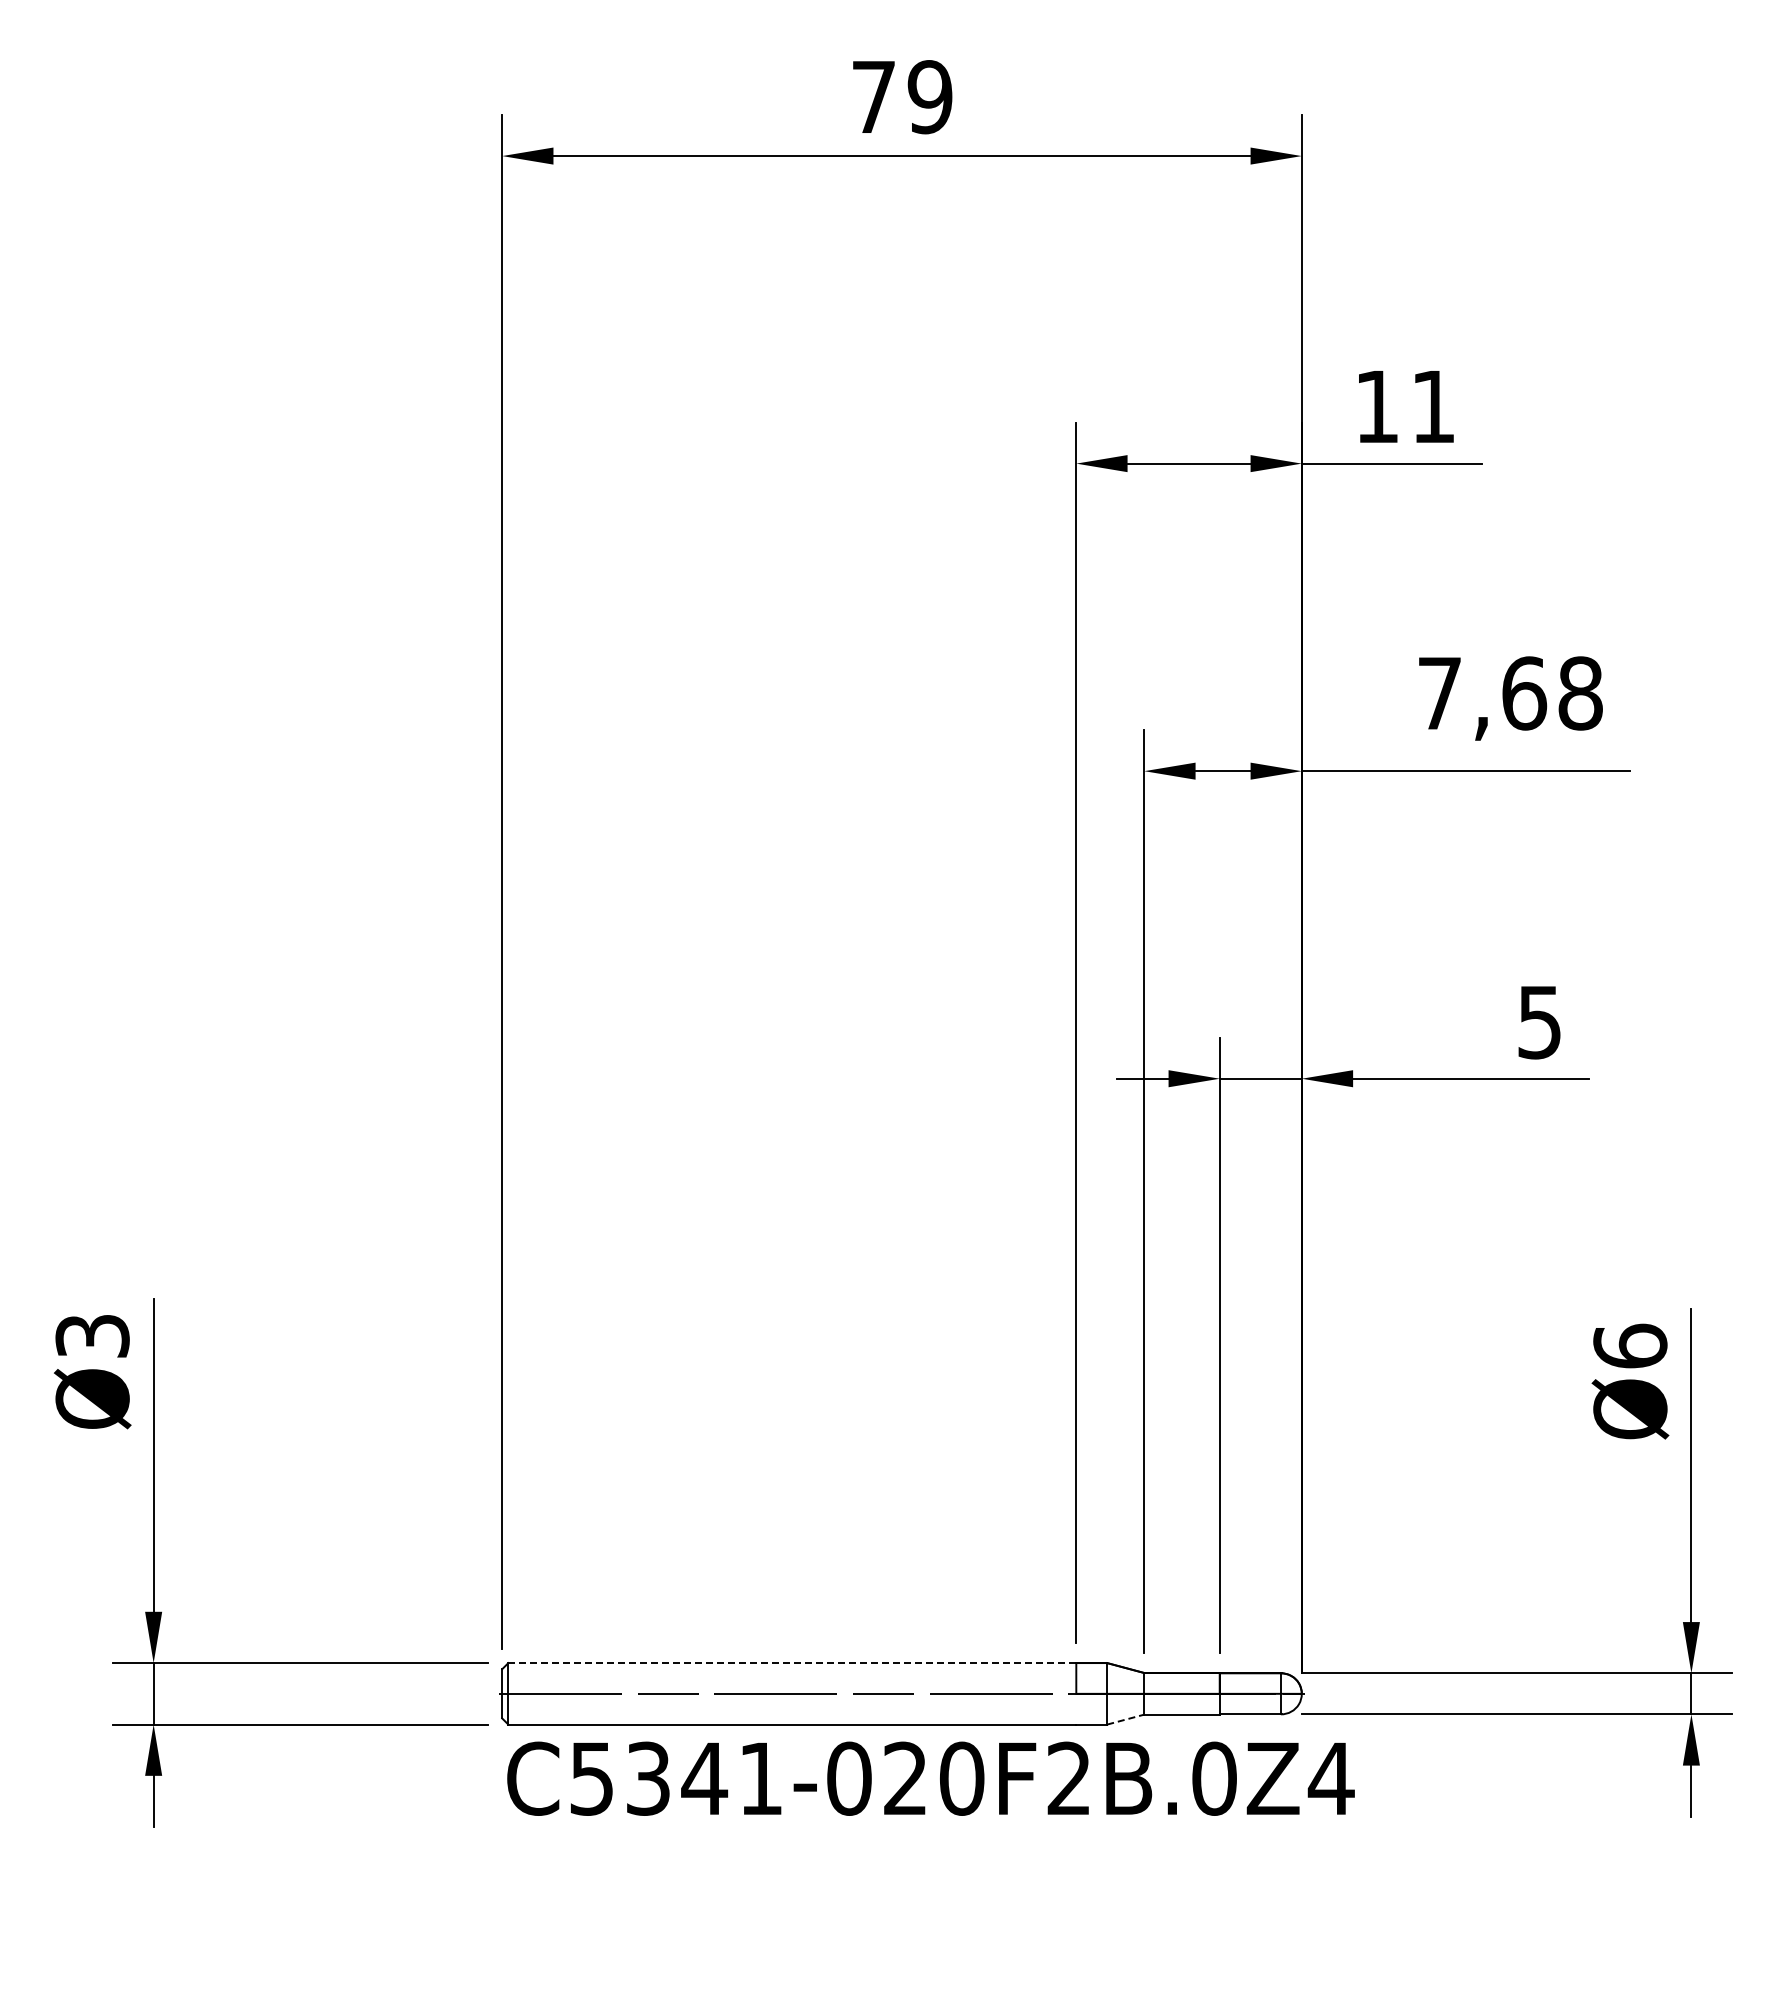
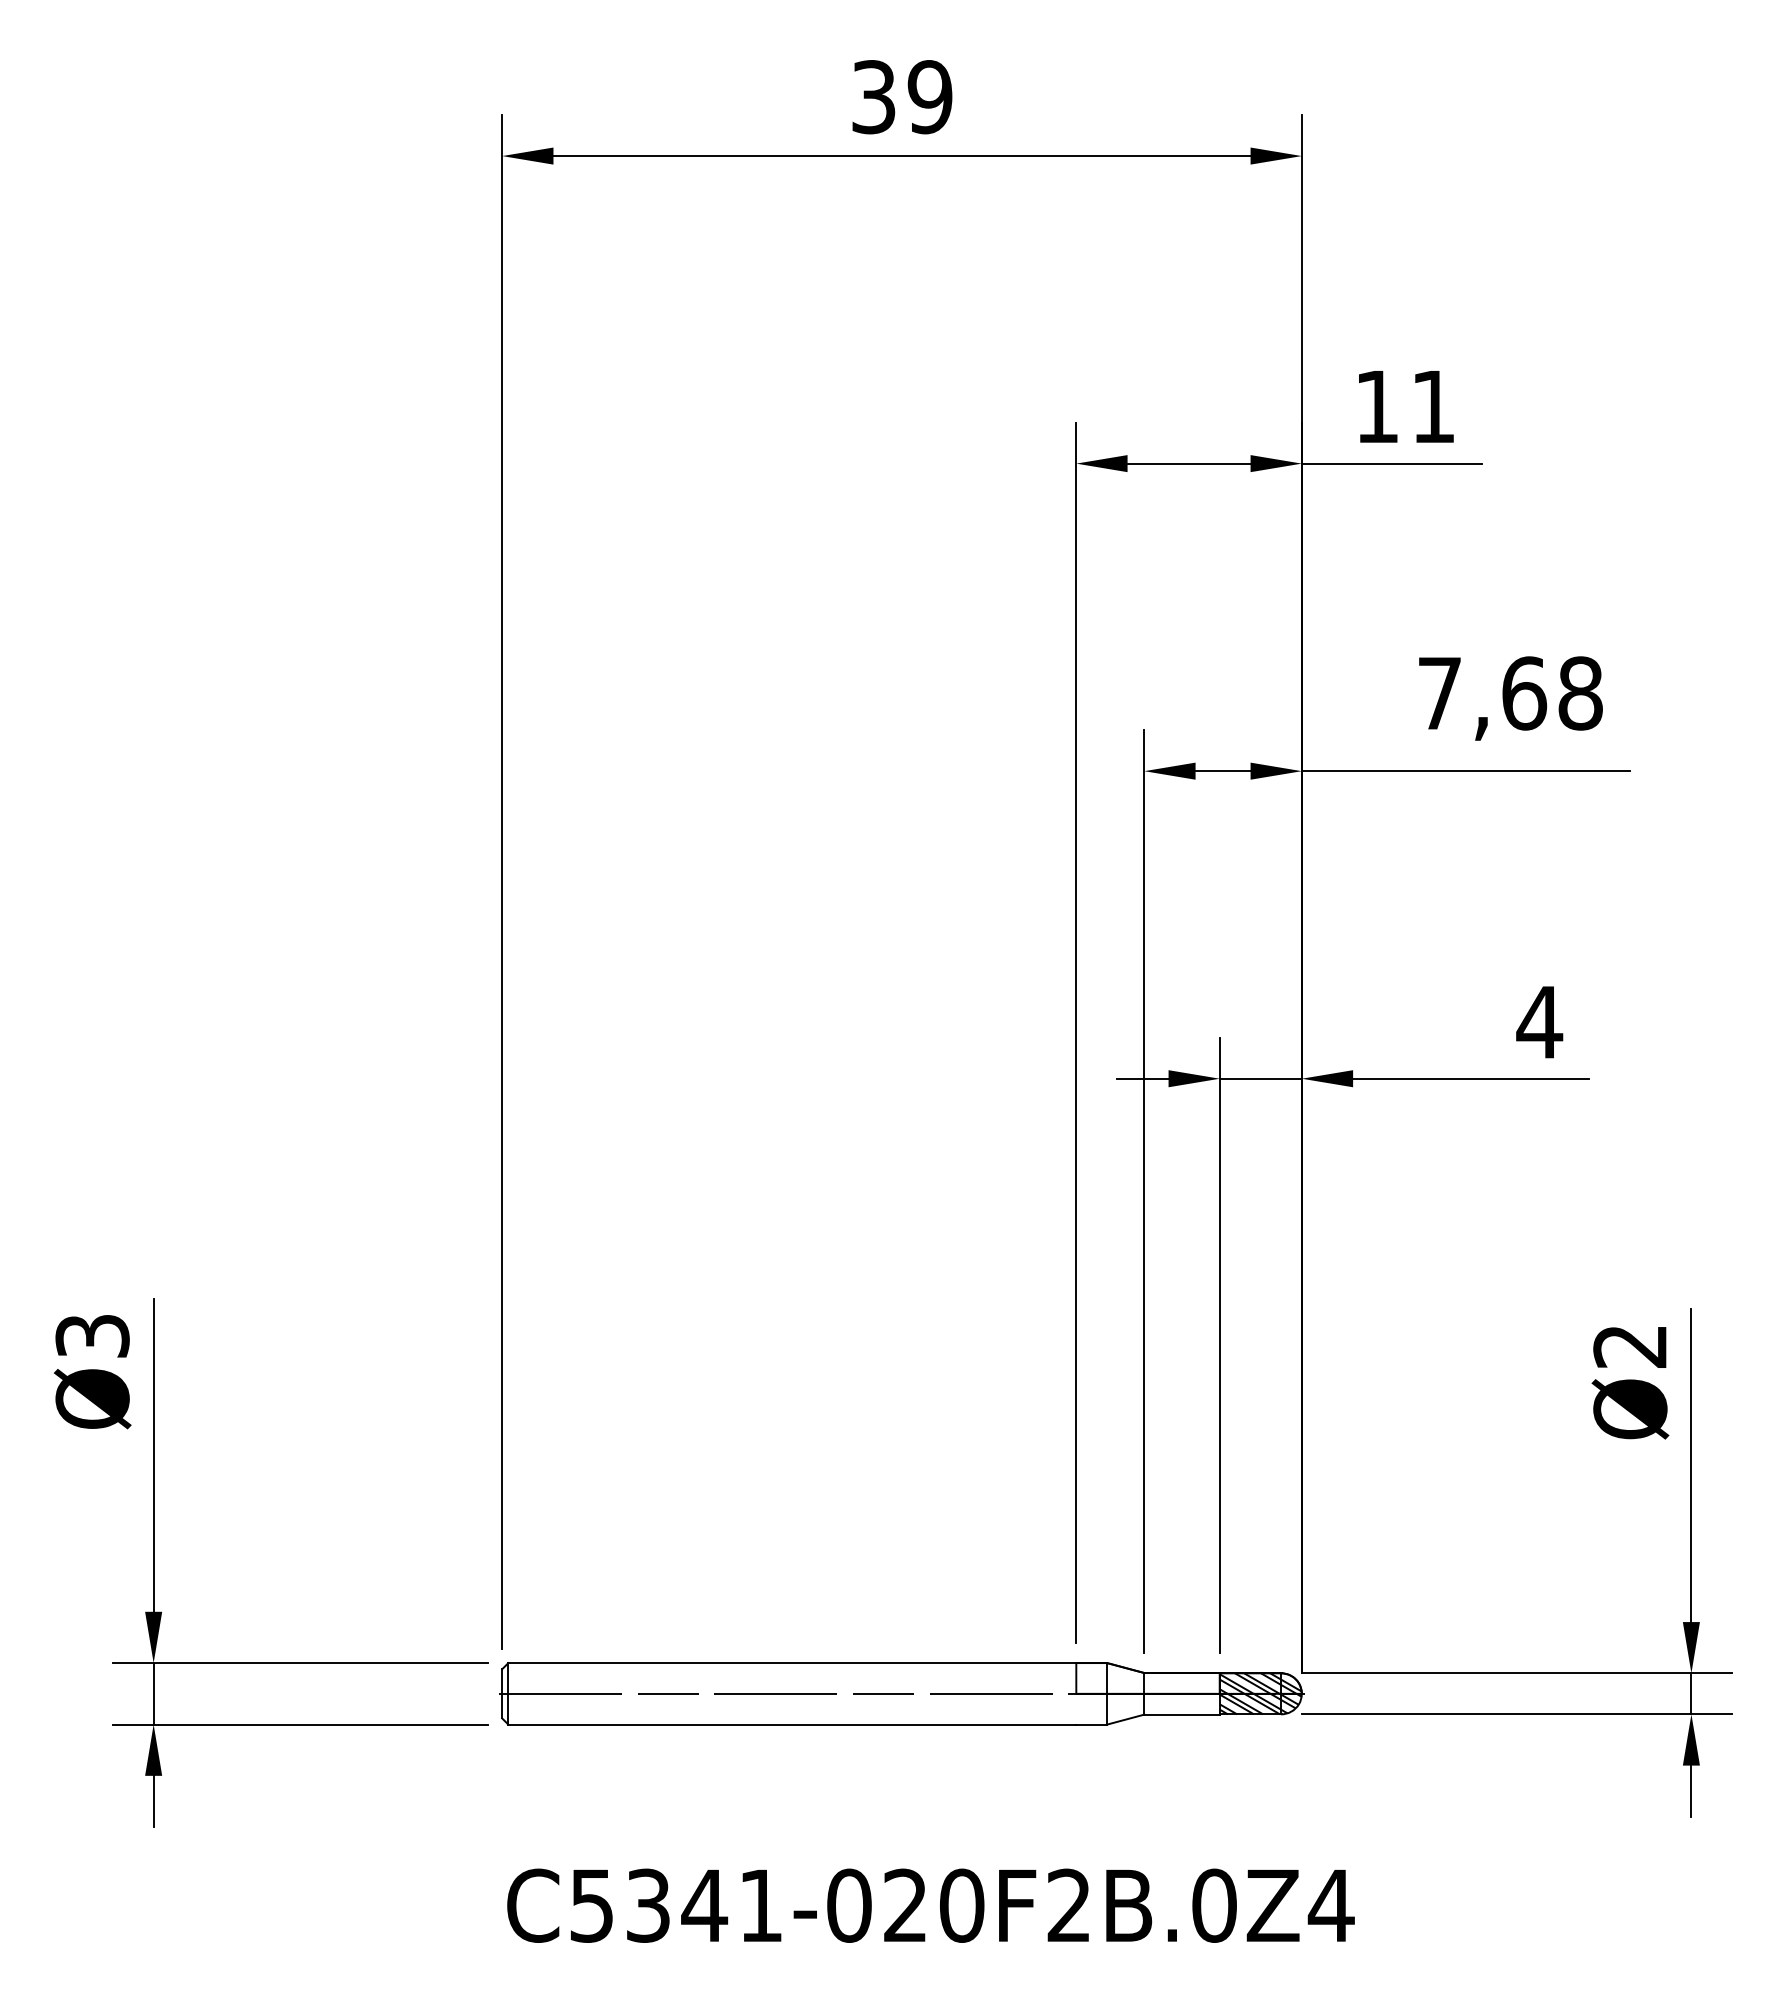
text: 79 -> 39 (873, 97)
text: 5 -> 4 (1539, 1022)
text: Ø6 -> Ø2 (1630, 1345)
line: dashed -> solid (792, 1663)
hatch: none -> present (1260, 1693)
line: dashed -> solid (1126, 1719)
text position: (930, 1778) -> (930, 1905) (930, 1905)
